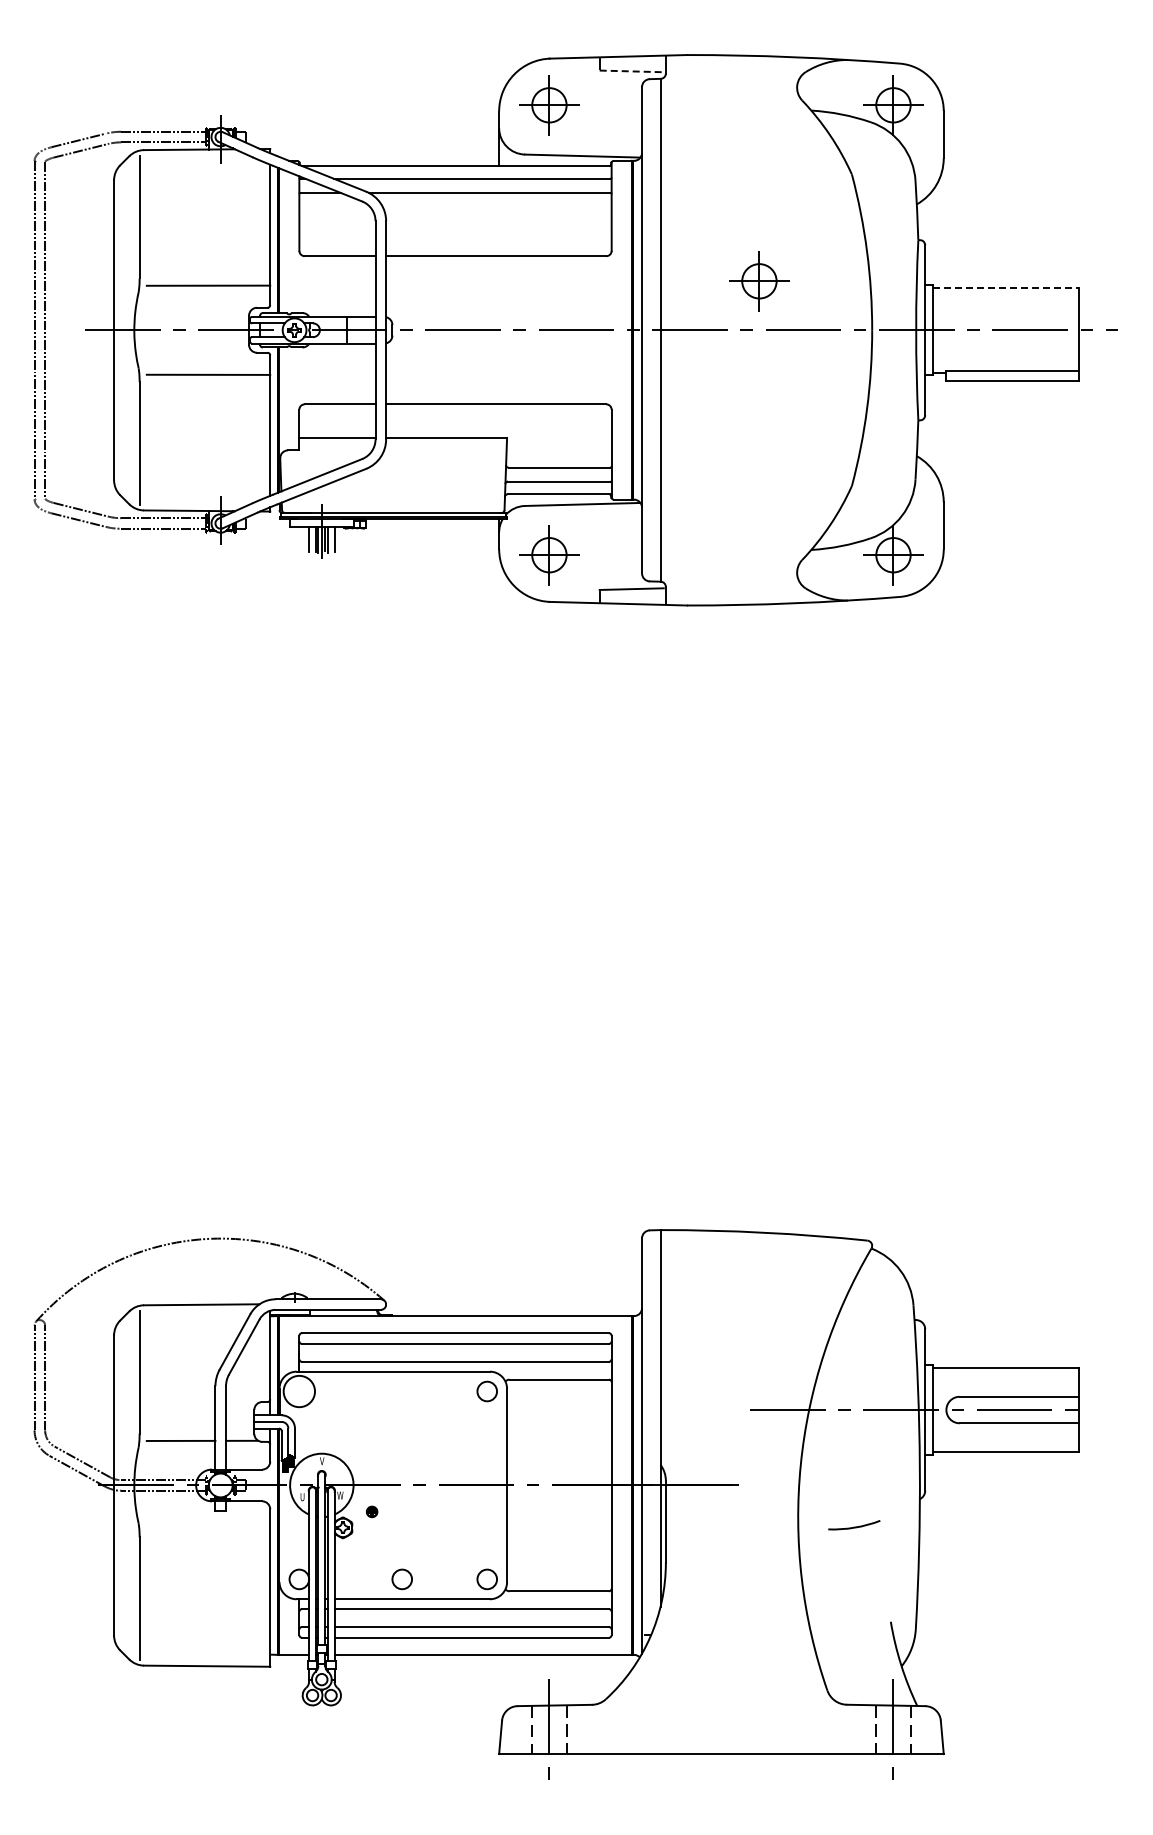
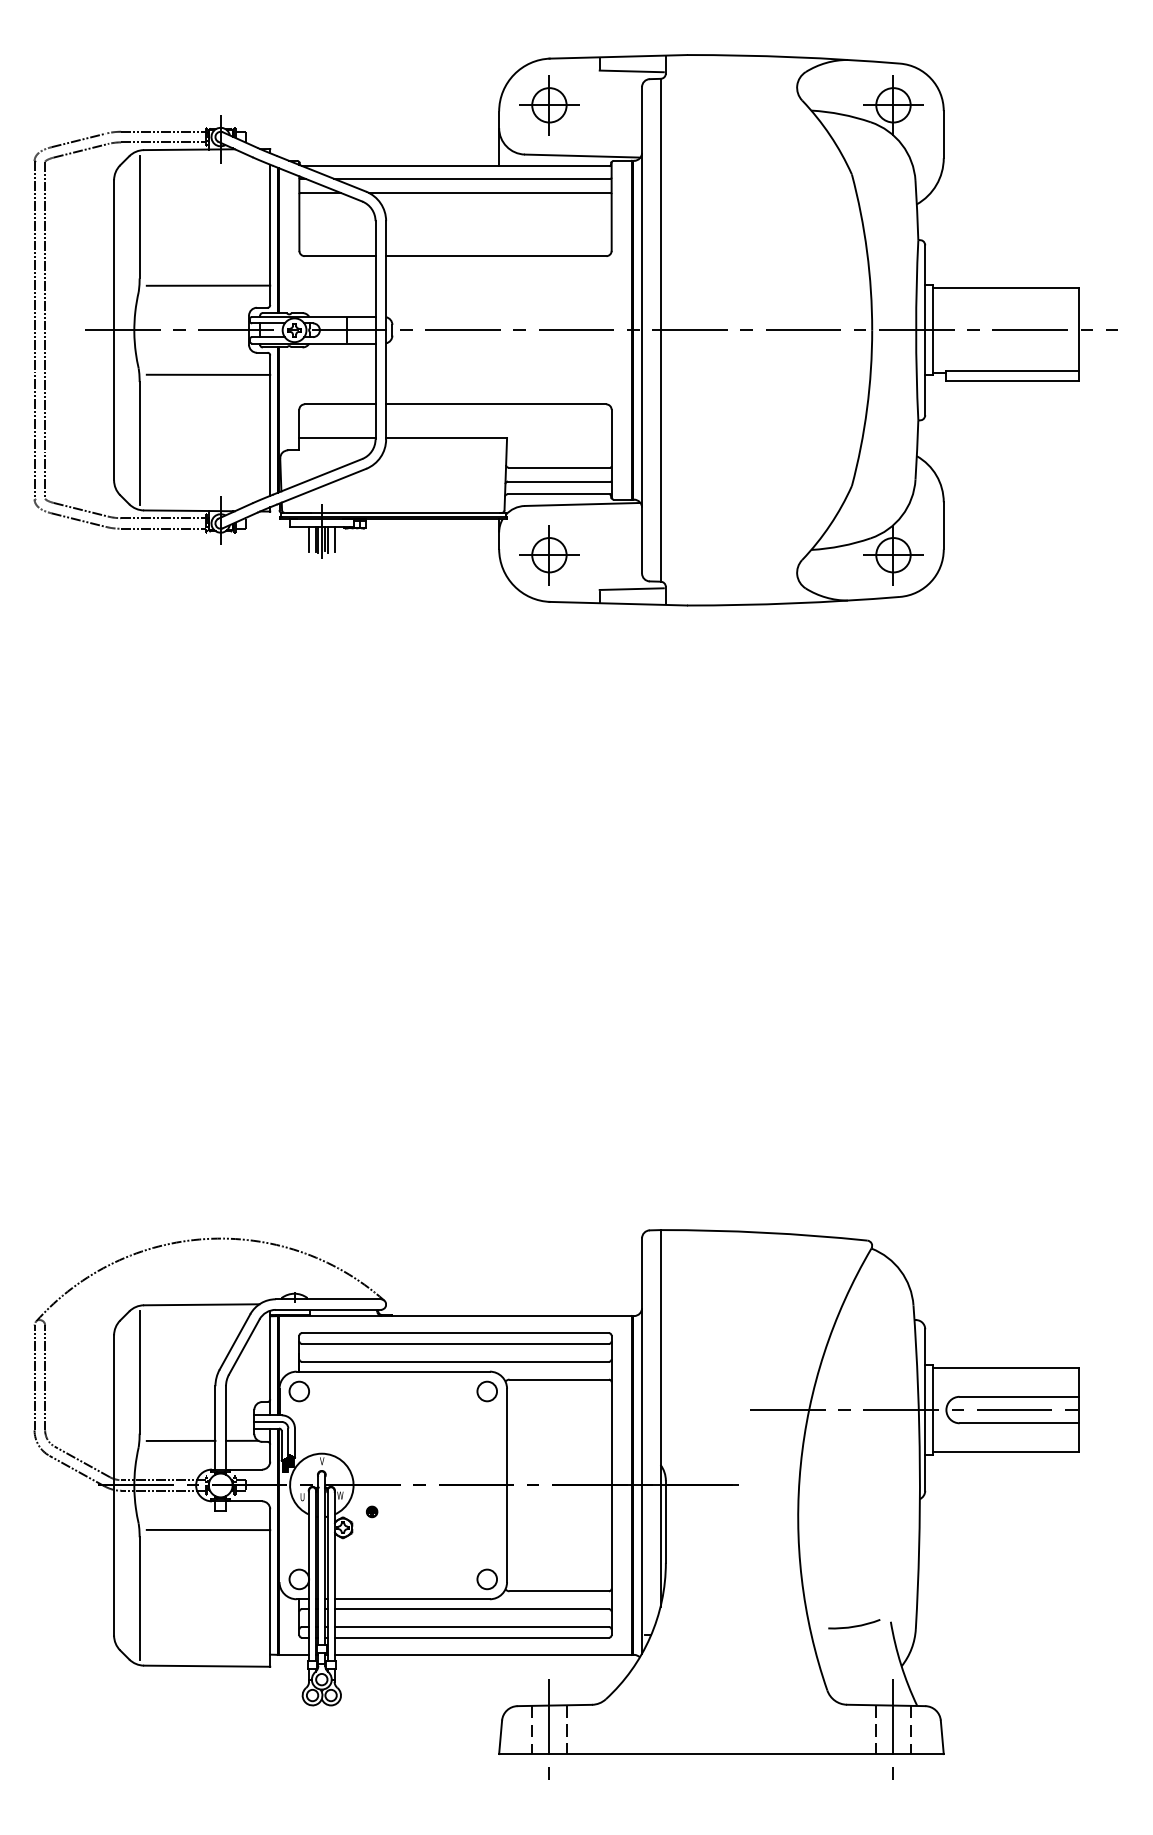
line: dashed -> solid (632, 71)
part: present -> none (759, 281)
line: dashed -> solid (1005, 287)
circle diameter: 31 px -> 20 px (299, 1391)
arc position: (854, 1526) -> (854, 1625) (854, 1625)
line: none -> present (208, 1529)
circle: present -> none (401, 1579)
